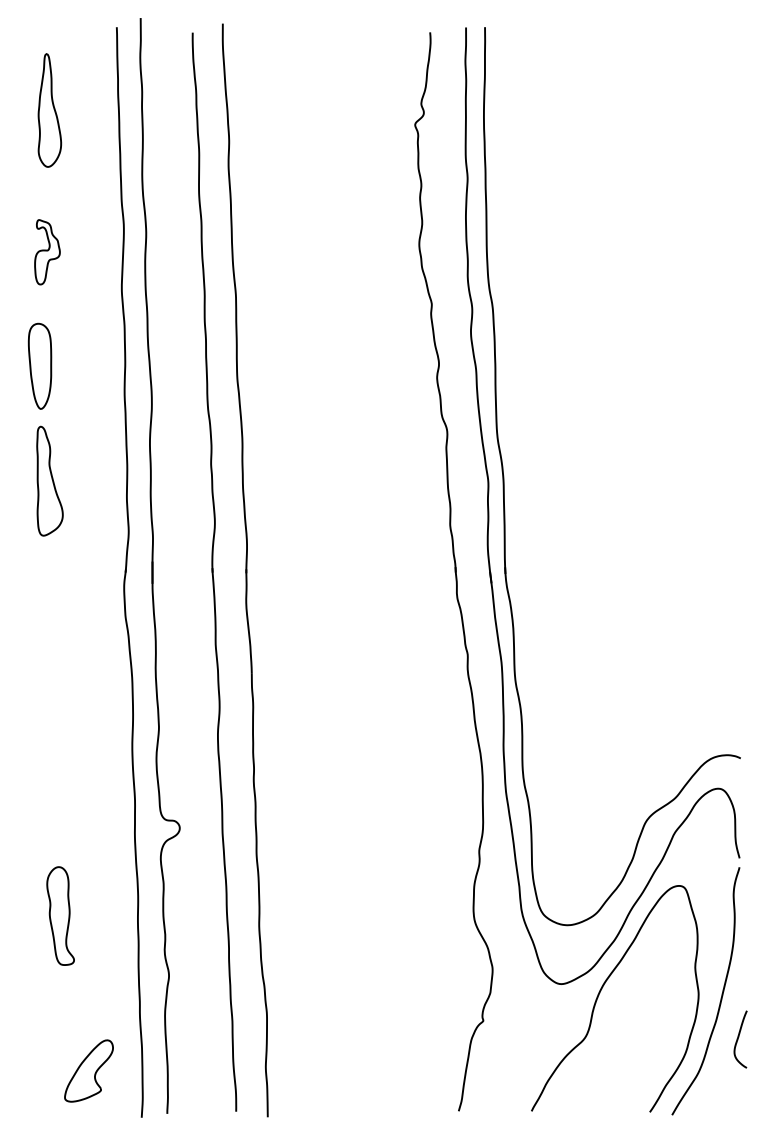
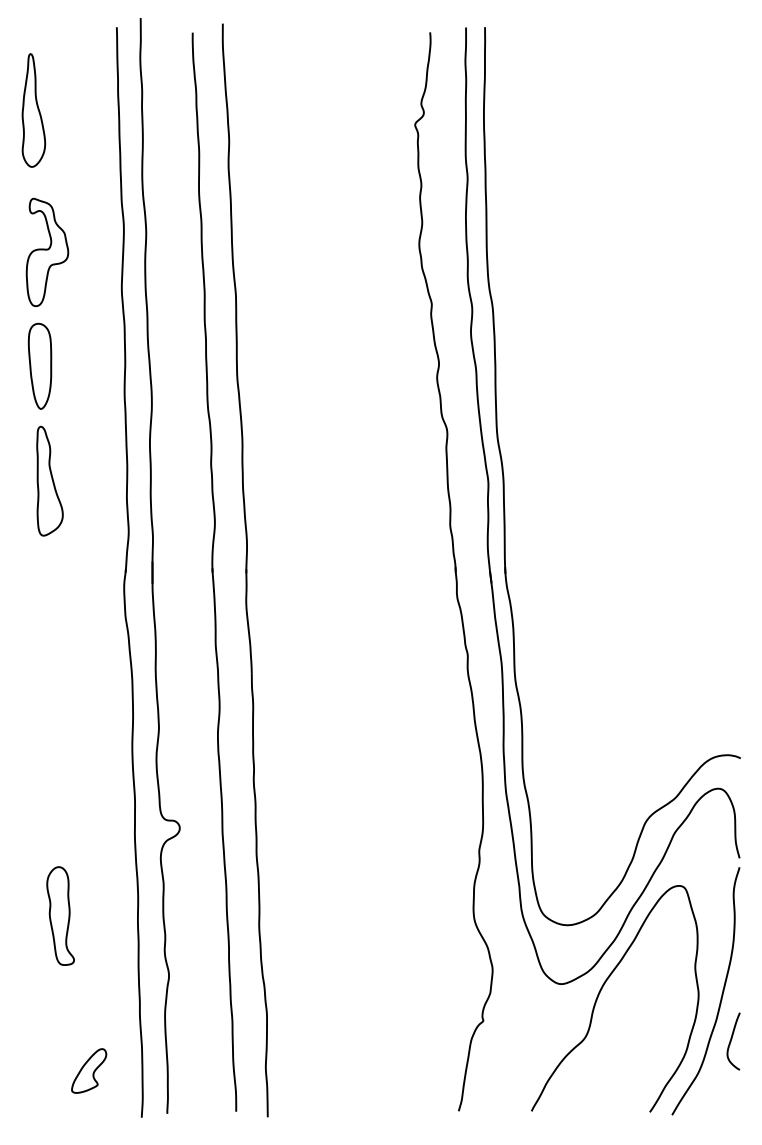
part position: (49, 110) -> (33, 110) (33, 110)
part size: 27x67 px -> 45x110 px (47, 251)
curve position: (738, 1039) -> (731, 1041) (731, 1041)
part size: 50x64 px -> 37x46 px (89, 1070)
